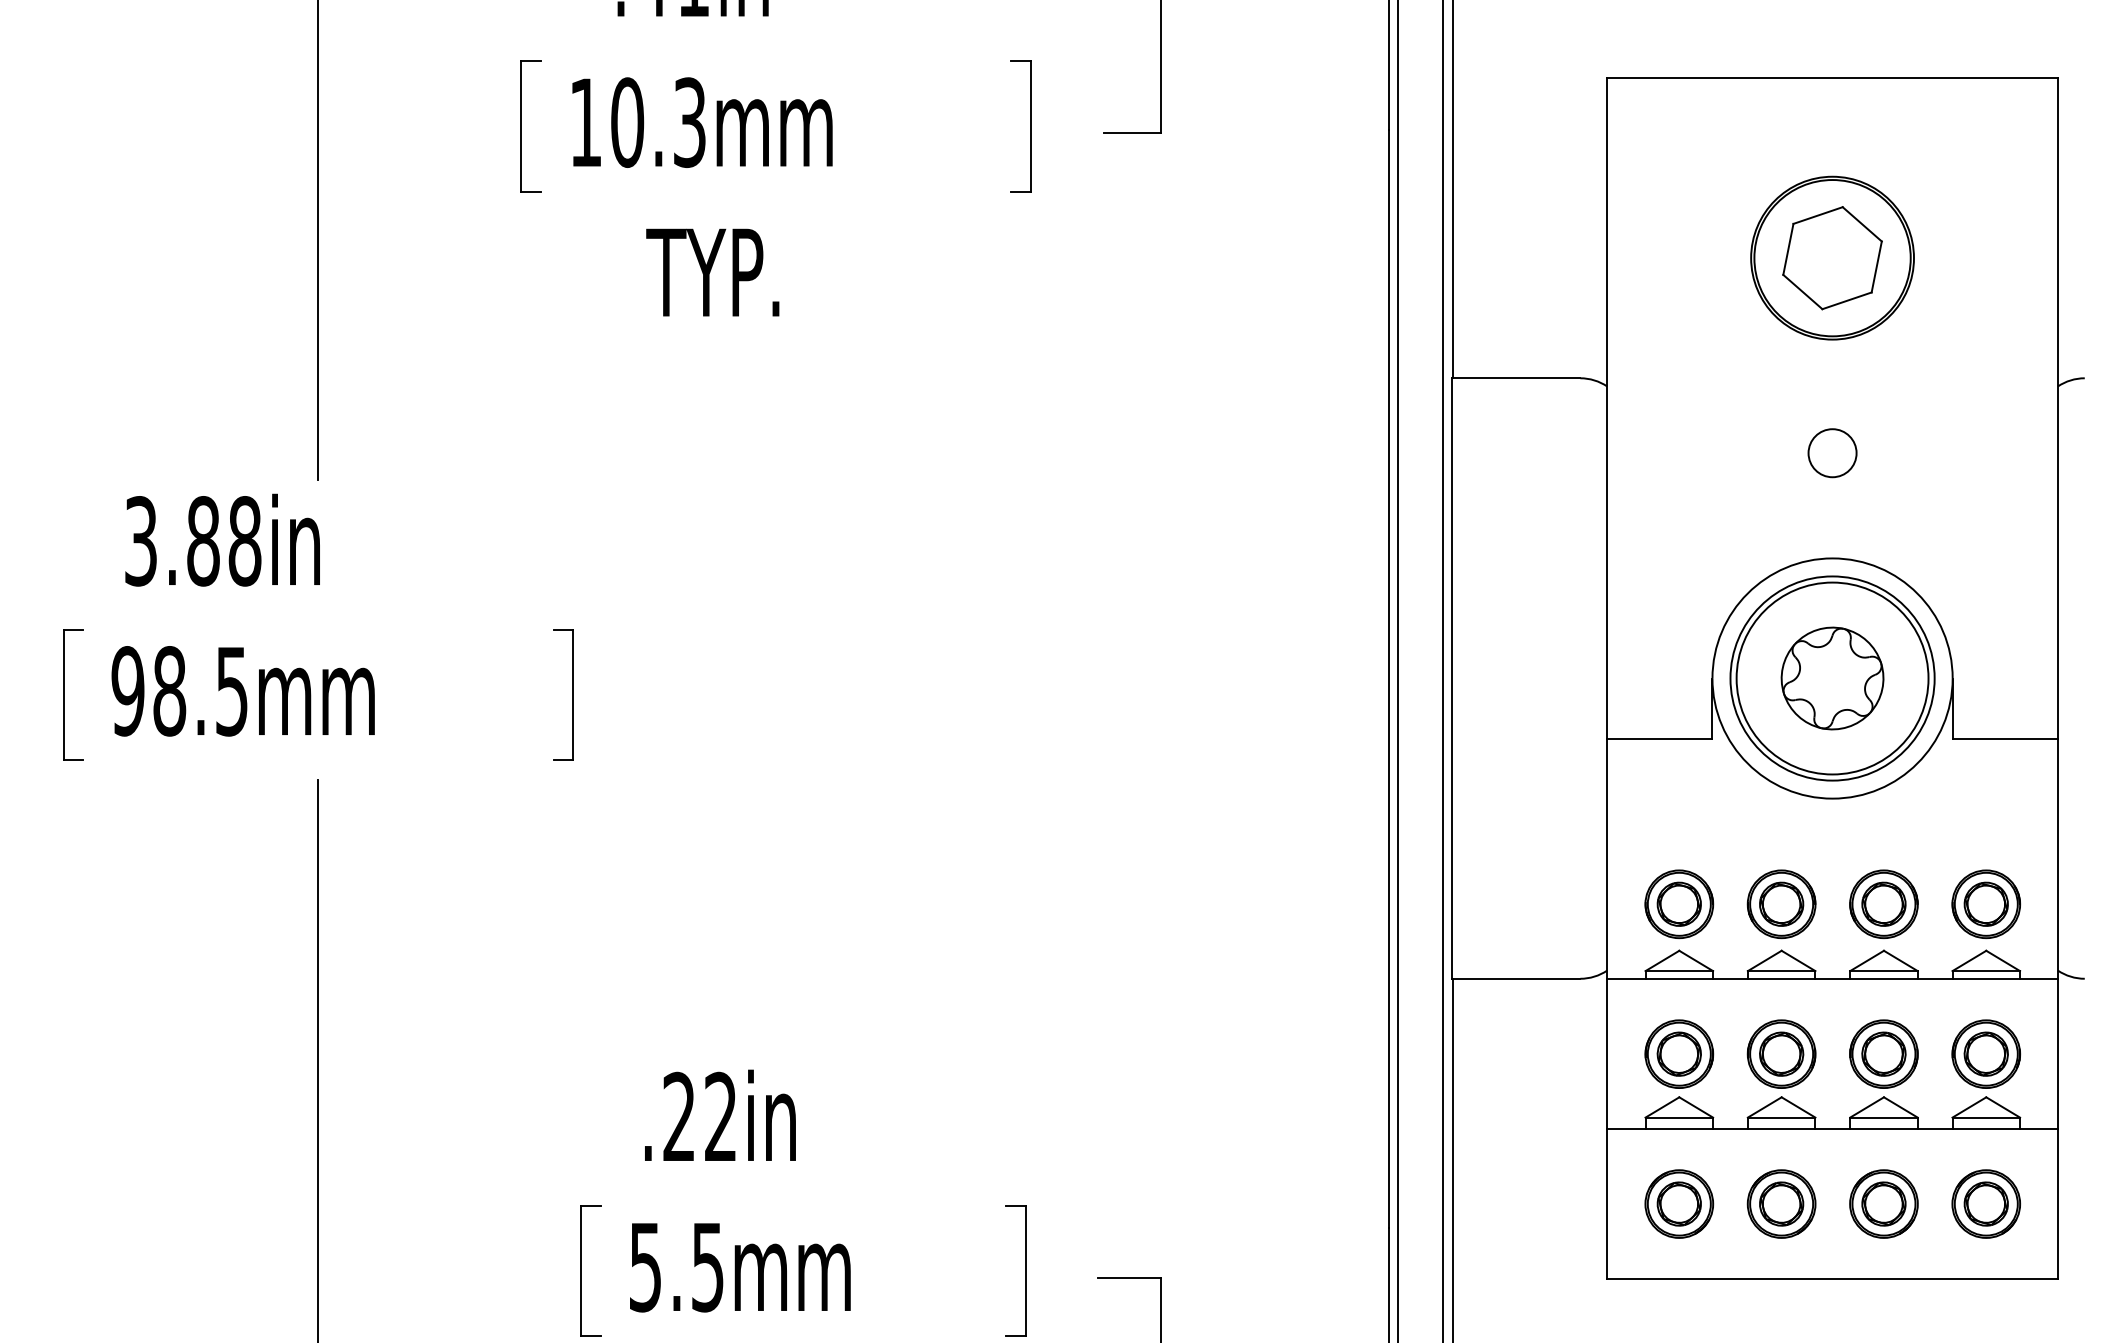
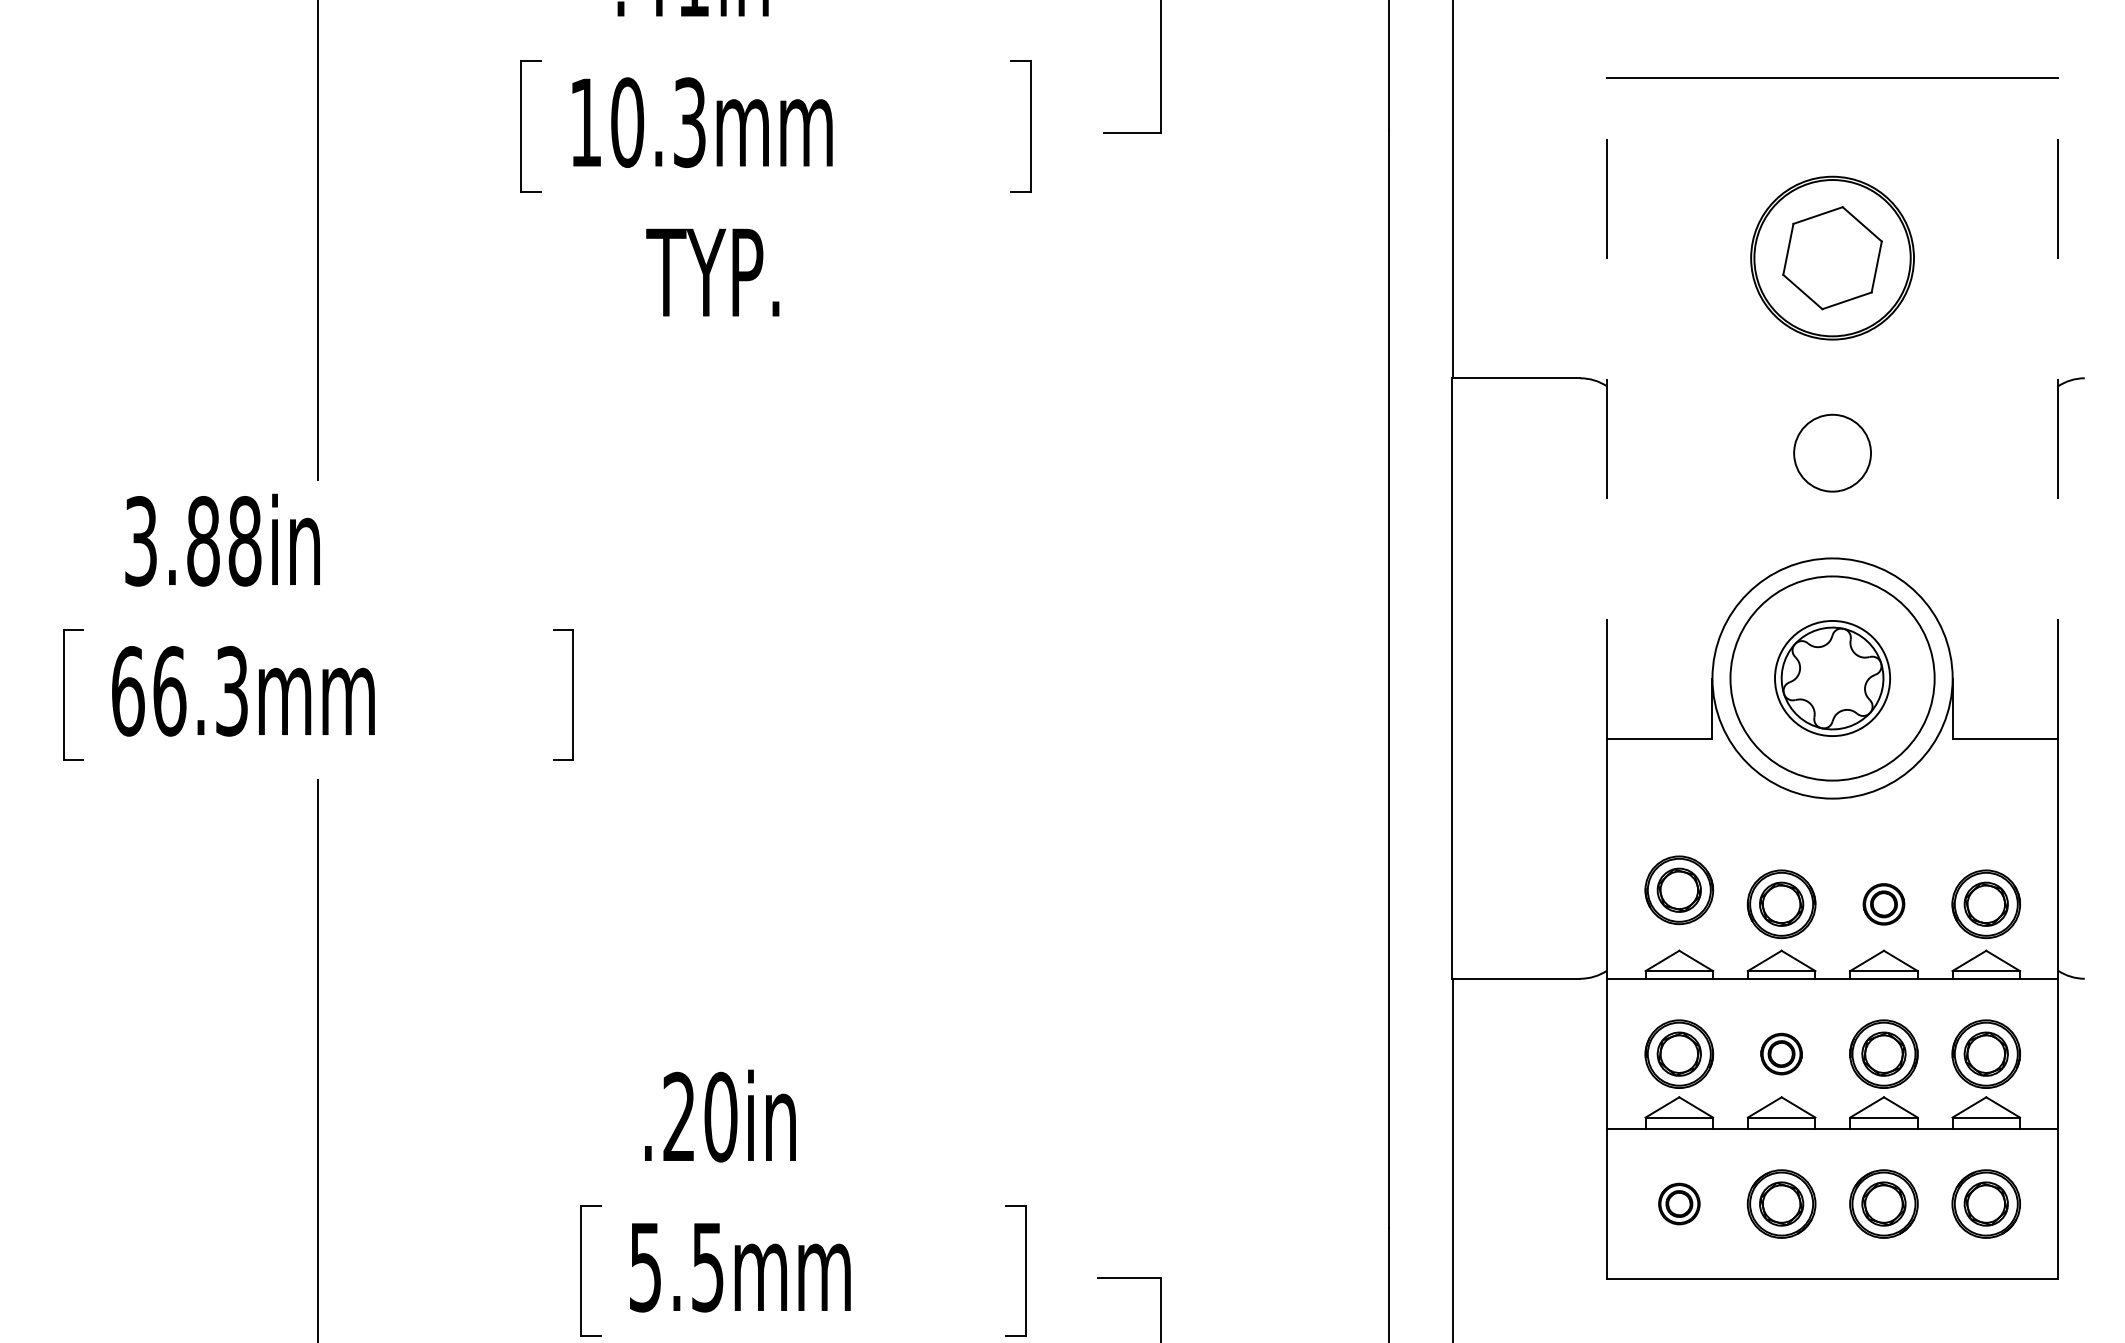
line: solid -> dashed (1607, 408)
line: solid -> dashed (2057, 408)
circle diameter: 48 px -> 77 px (1832, 452)
line: present -> none (1397, 670)
line: present -> none (1443, 670)
circle diameter: 192 px -> 115 px (1832, 678)
text: 98.5mm -> 66.3mm (179, 691)
part position: (1679, 904) -> (1679, 890) (1679, 890)
part size: 70x71 px -> 44x43 px (1883, 904)
part size: 71x70 px -> 43x44 px (1781, 1053)
text: .22in -> .20in (720, 1116)
part size: 71x70 px -> 43x44 px (1679, 1203)
